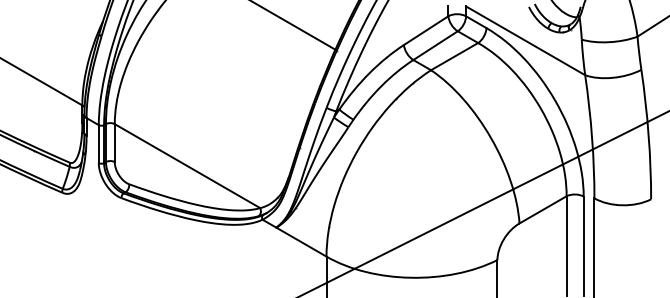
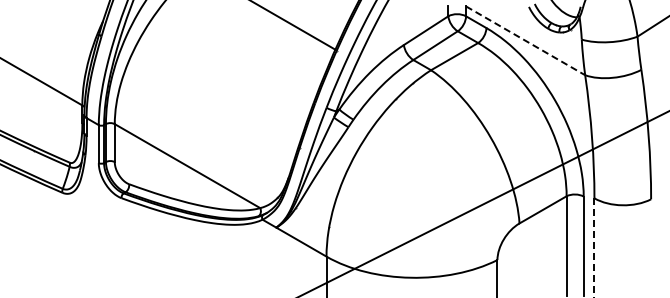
line: solid -> dashed (525, 40)
line: solid -> dashed (594, 248)
